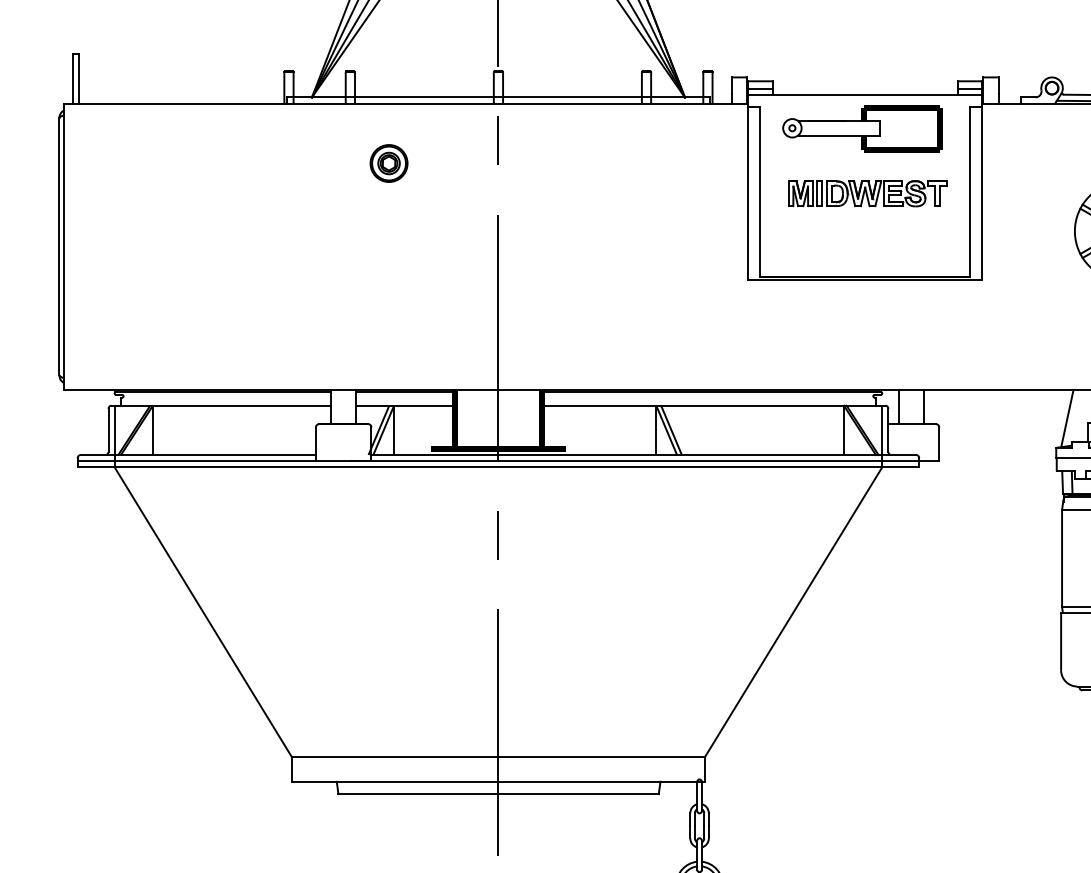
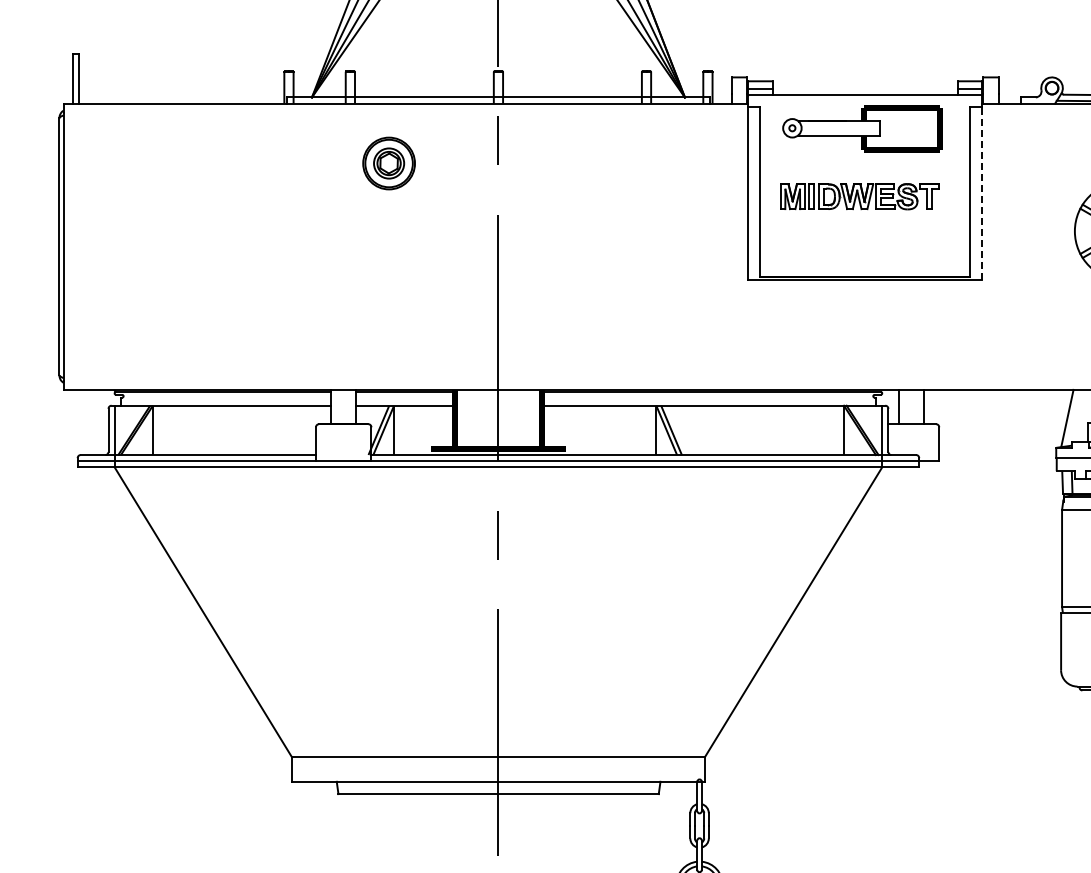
part size: 40x39 px -> 54x55 px (388, 163)
part position: (867, 193) -> (859, 196) (859, 196)
line: solid -> dashed (982, 193)
